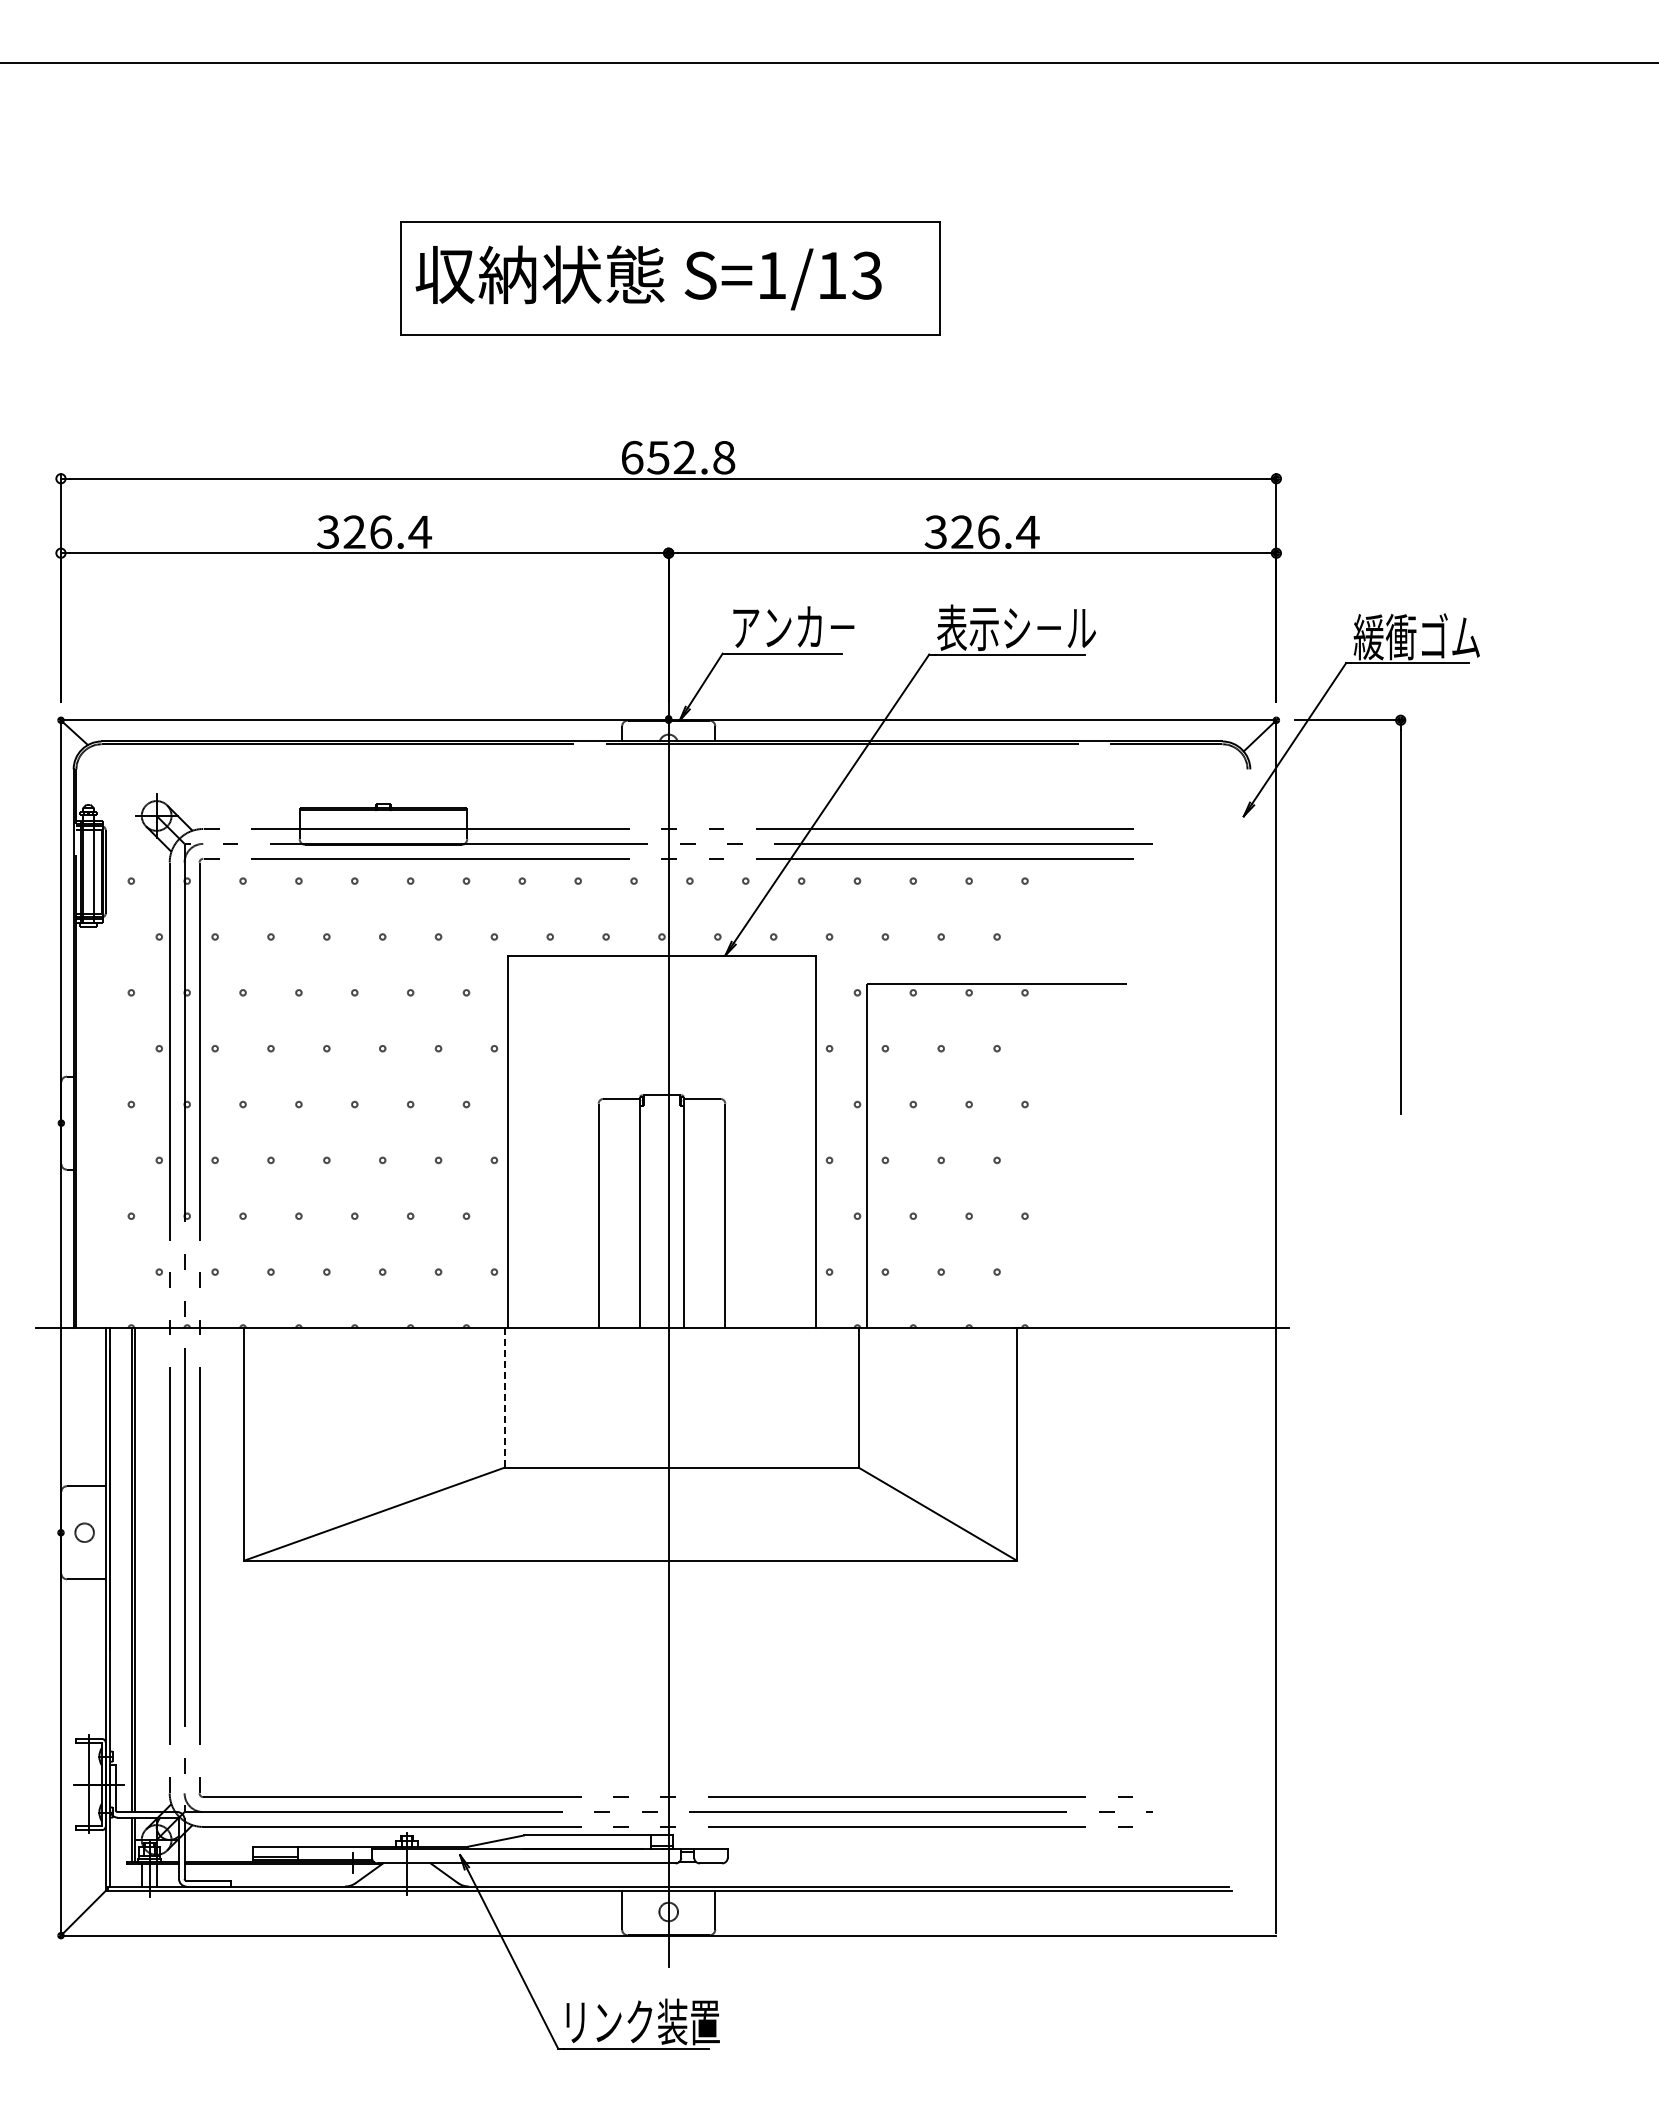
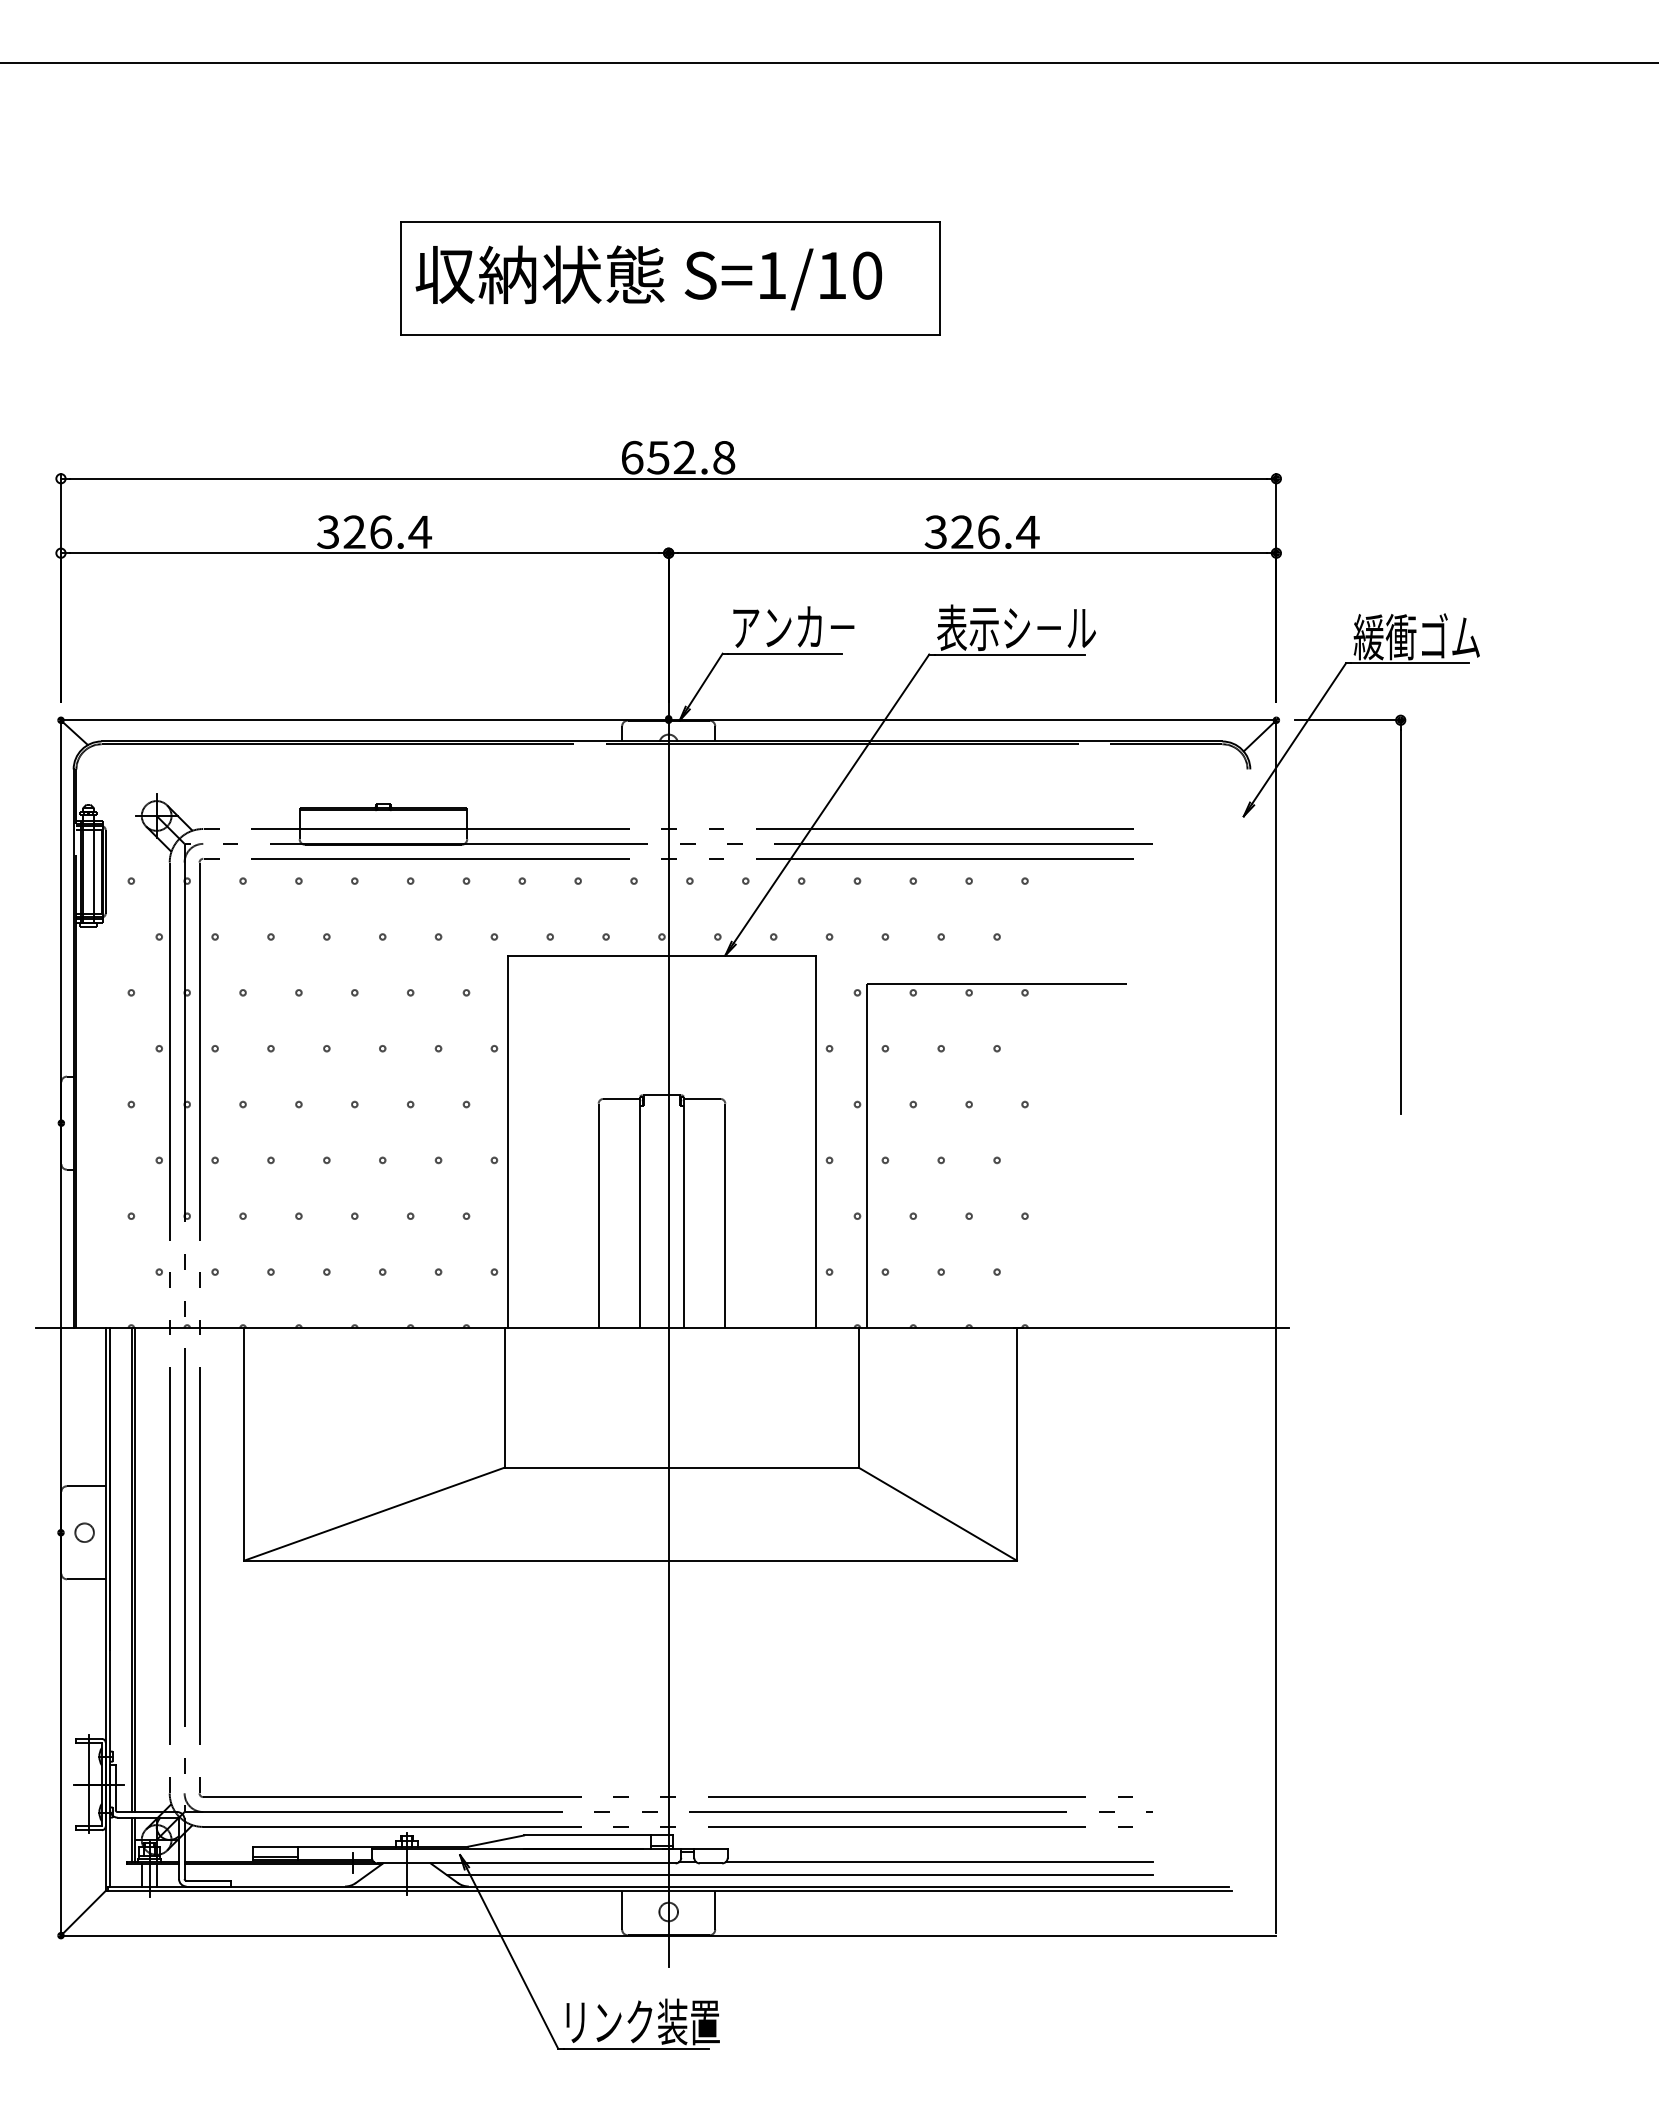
text: S=1/13 -> S=1/10 (867, 275)
line: dashed -> solid (504, 1397)
line: none -> present (938, 1861)
line: none -> present (799, 1875)
